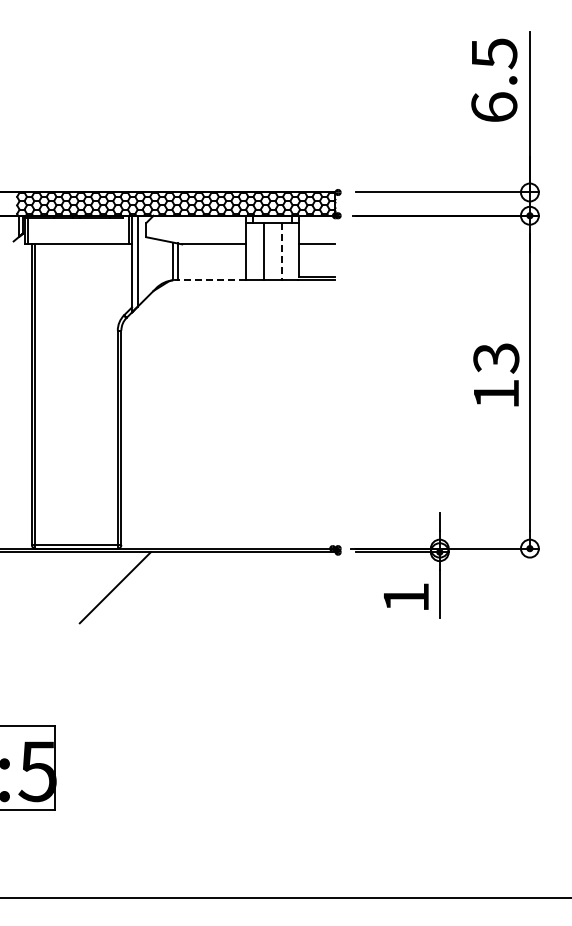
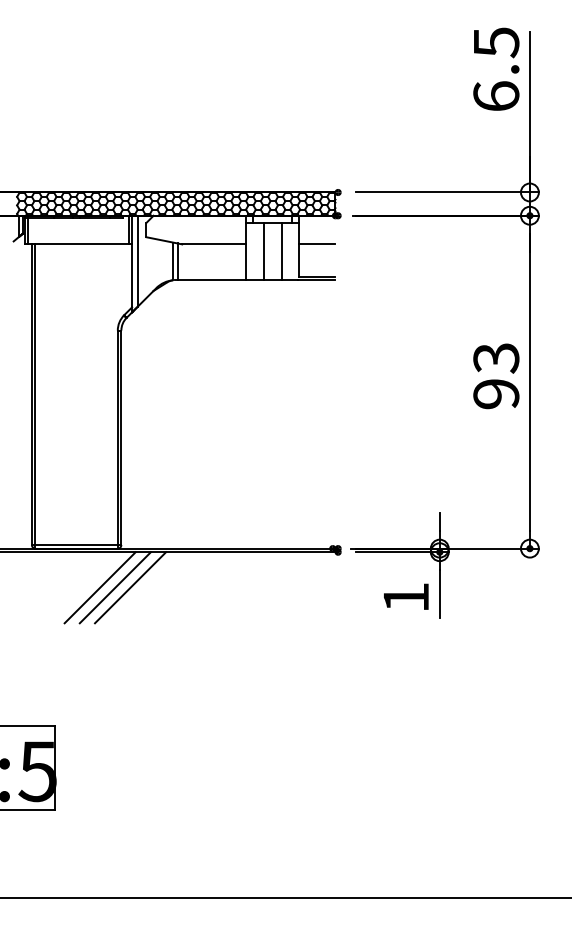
text position: (494, 79) -> (496, 68) (496, 68)
line: dashed -> solid (281, 251)
line: dashed -> solid (211, 280)
text: 13 -> 93 (496, 394)
line: none -> present (99, 587)
line: none -> present (130, 587)
